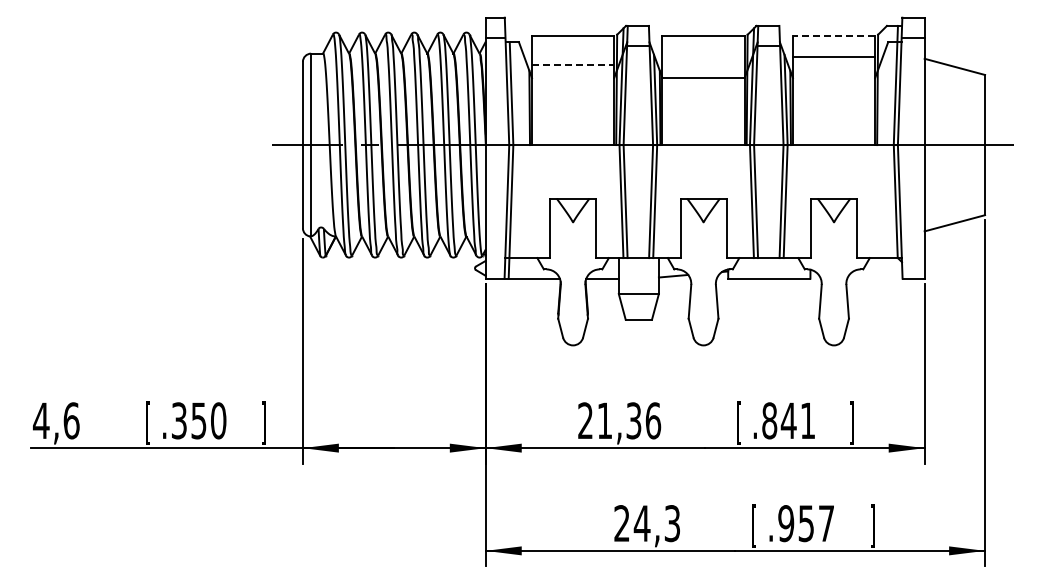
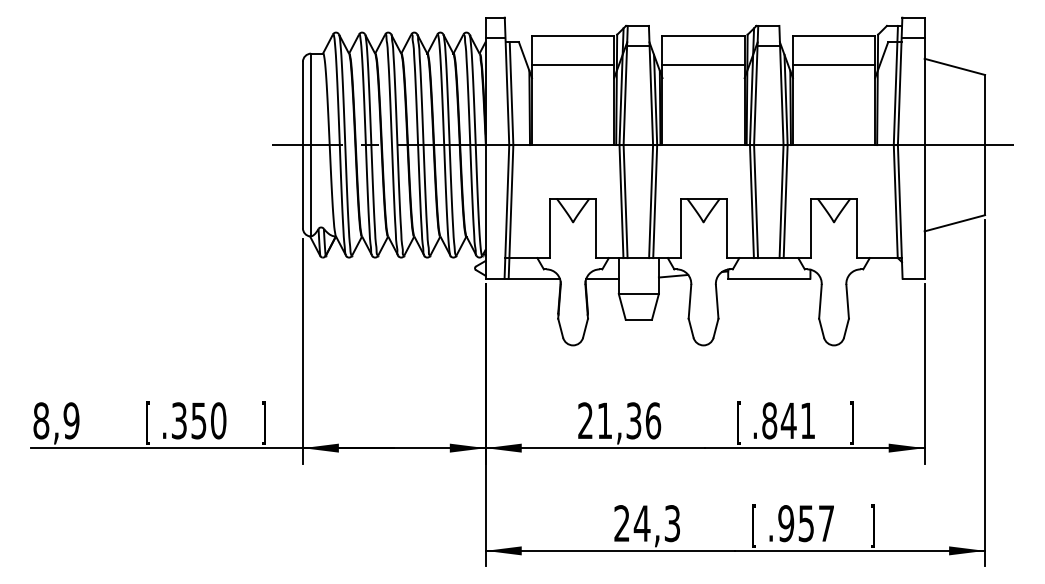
line: dashed -> solid (833, 36)
line position: (833, 56) -> (833, 64) (833, 64)
line: dashed -> solid (573, 64)
line position: (703, 77) -> (703, 64) (703, 64)
text: 4,6 -> 8,9 (55, 420)
